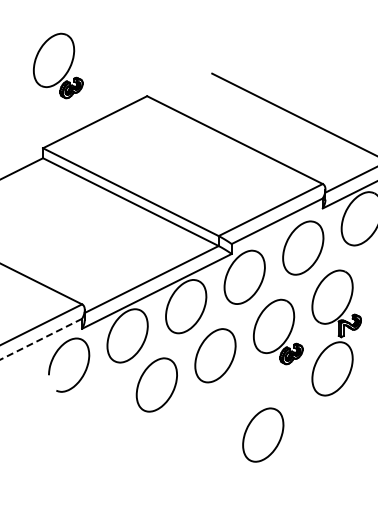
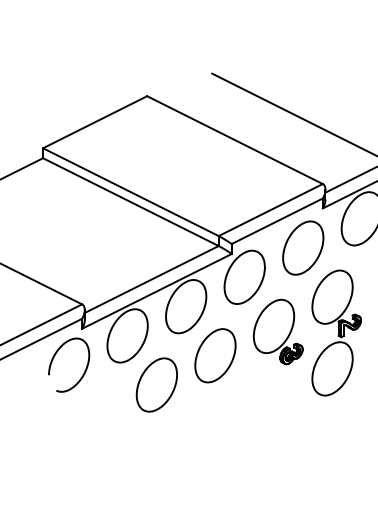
part: present -> none (58, 65)
line: dashed -> solid (41, 339)
part: present -> none (263, 434)
